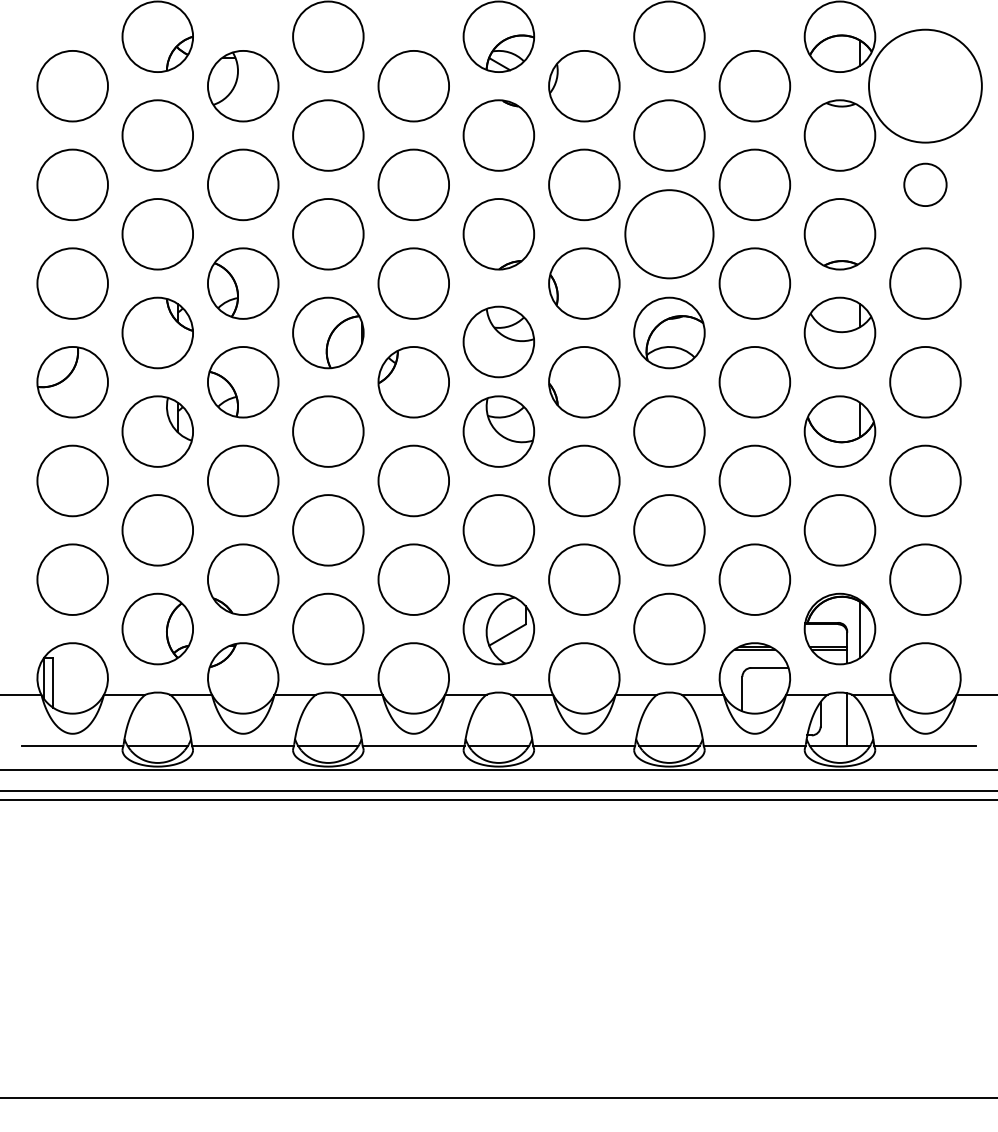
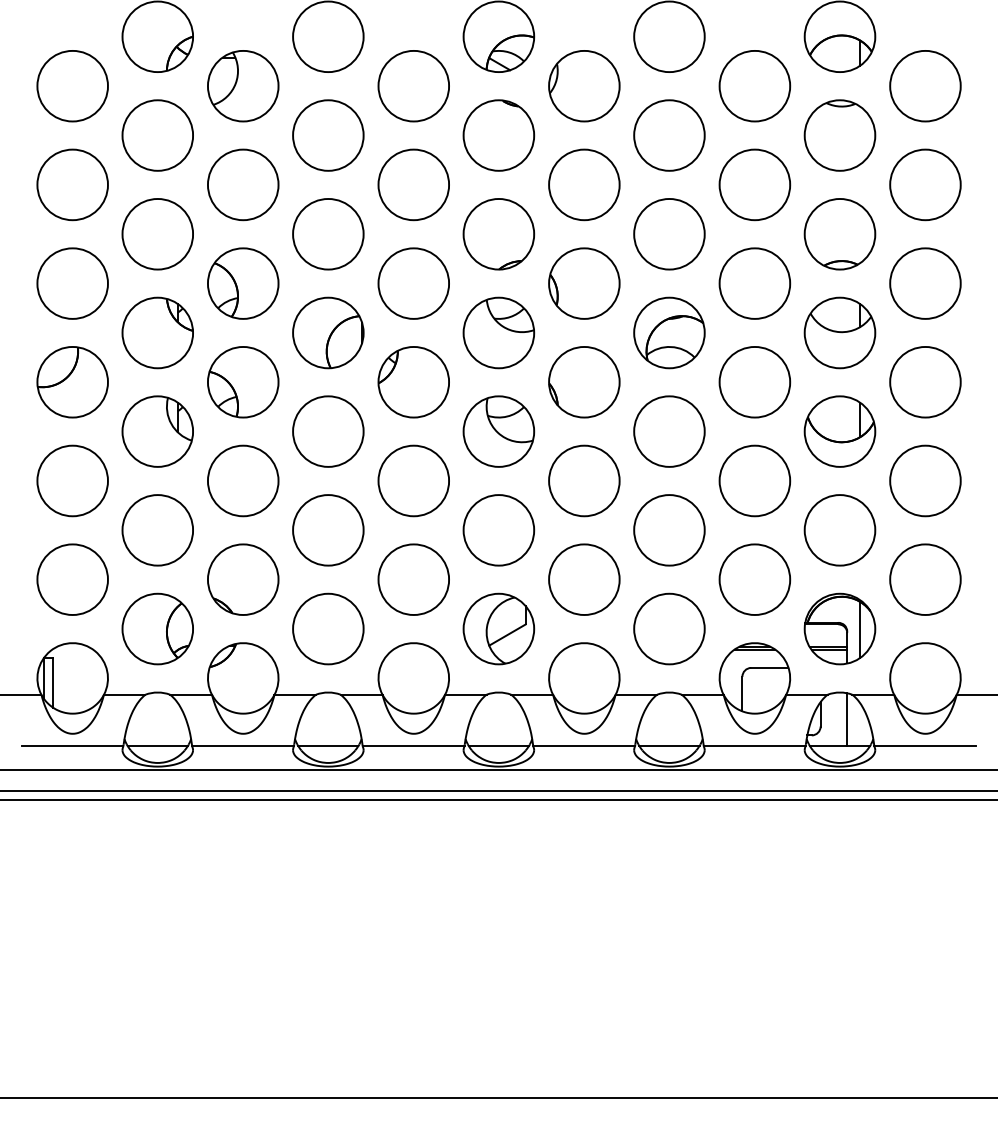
circle diameter: 113 px -> 71 px (925, 85)
circle diameter: 42 px -> 71 px (925, 184)
circle diameter: 88 px -> 71 px (669, 234)
part position: (498, 341) -> (498, 332) (498, 332)
